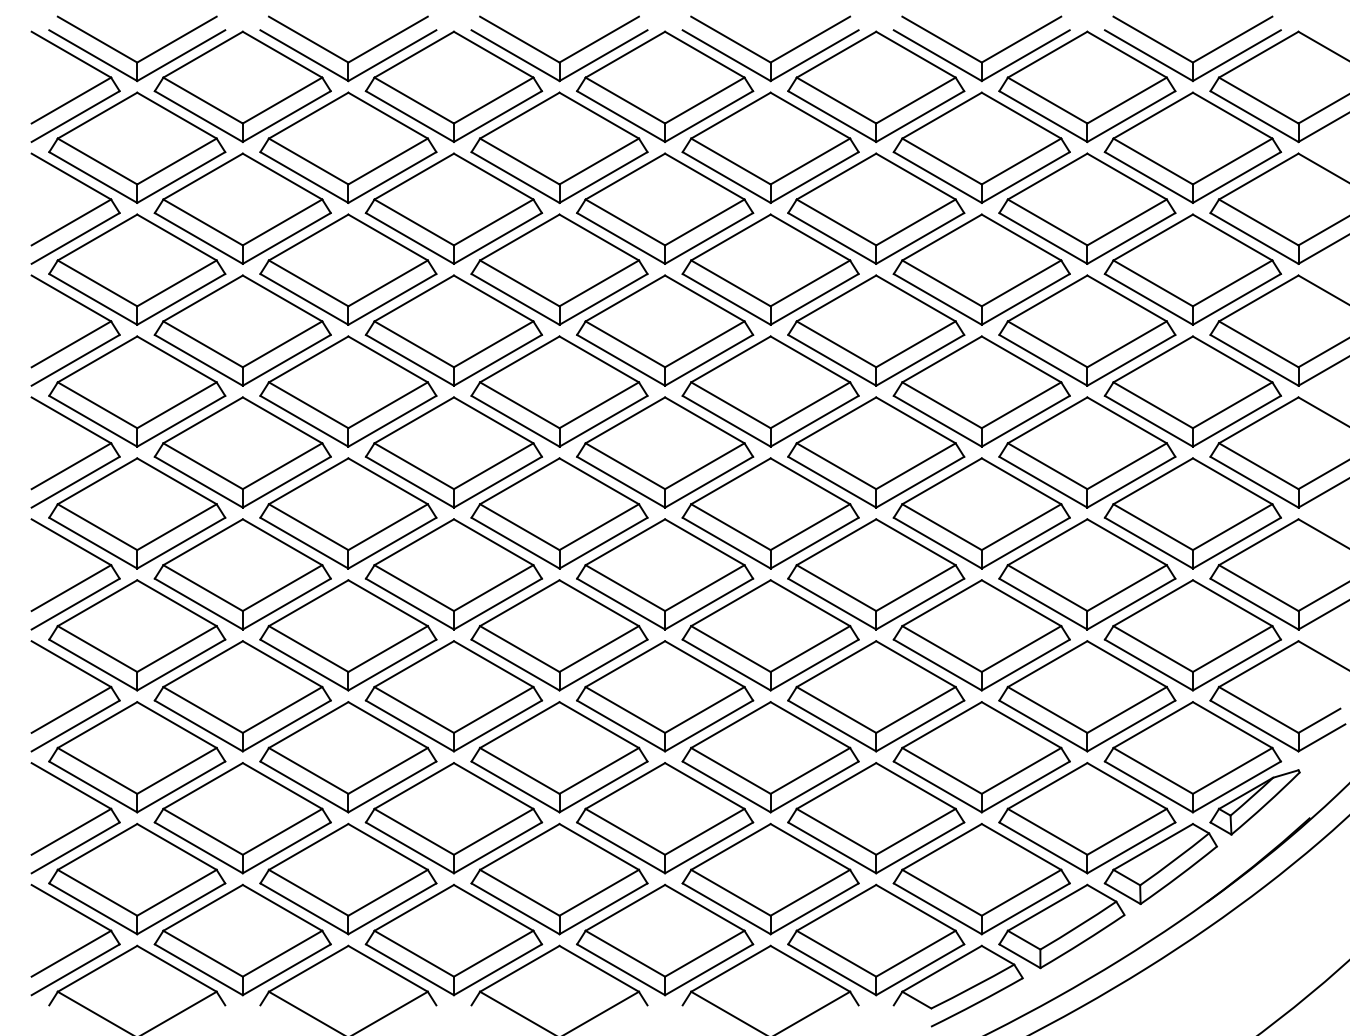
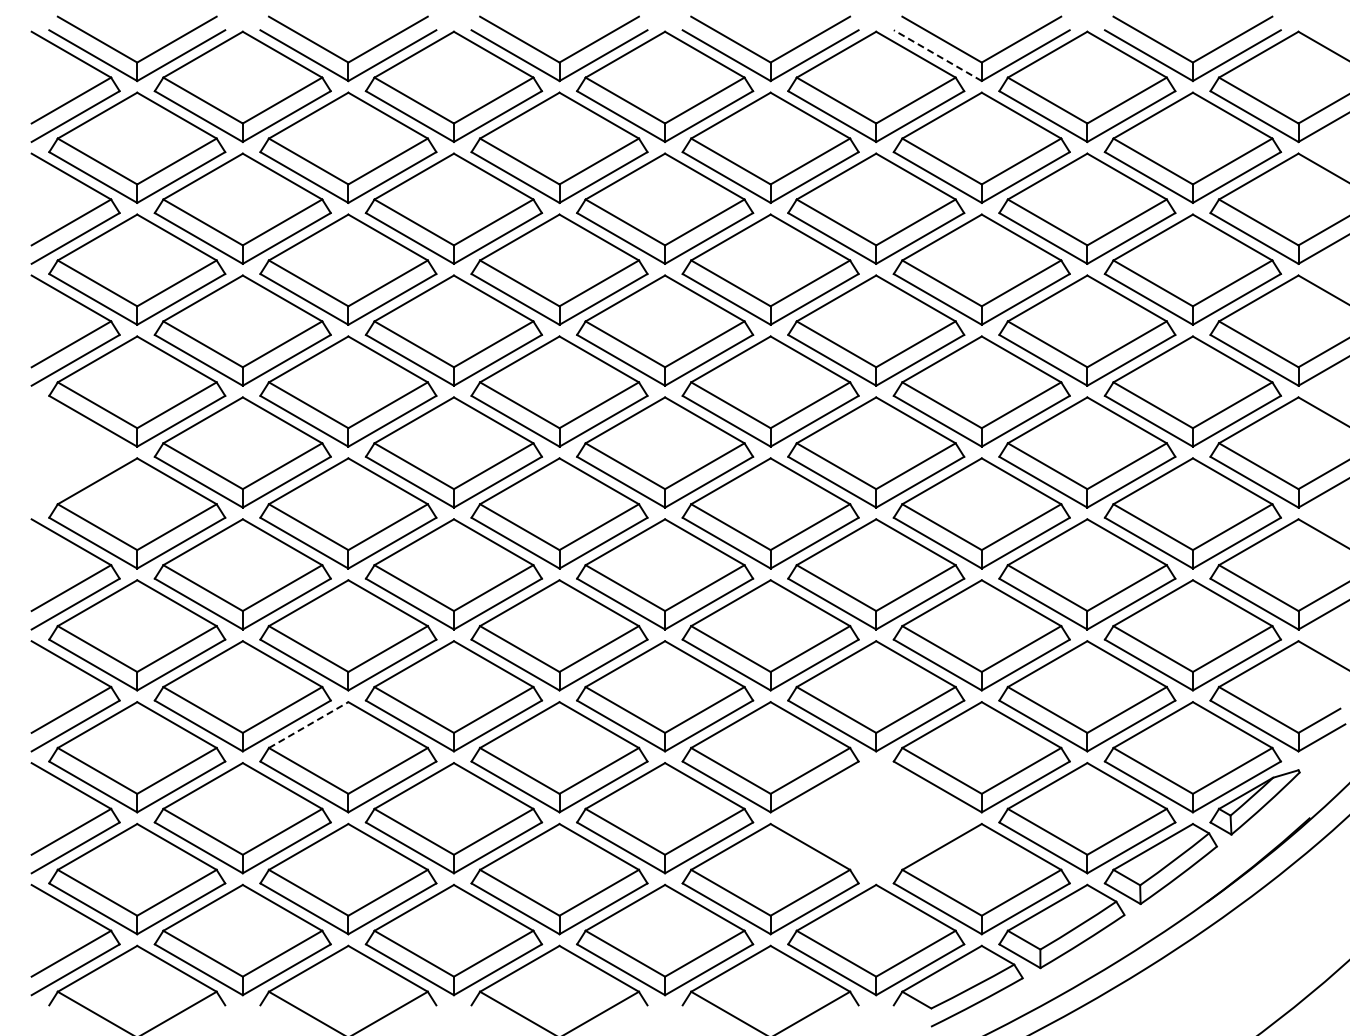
line: solid -> dashed (937, 55)
part: present -> none (80, 459)
line: solid -> dashed (308, 725)
part: present -> none (876, 818)
